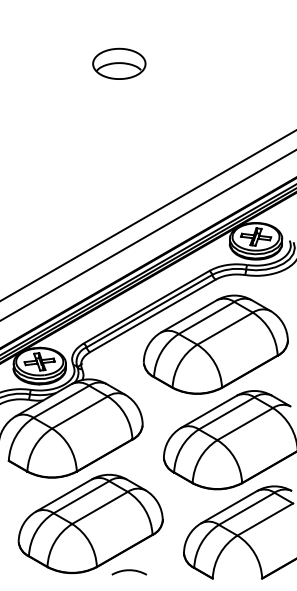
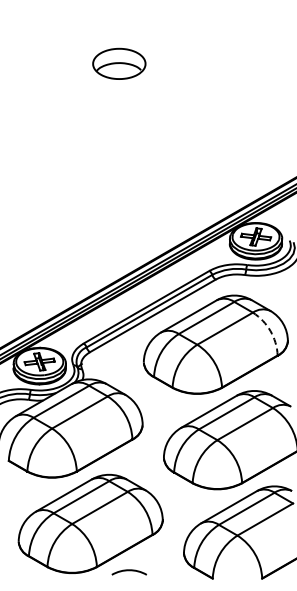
line: present -> none (147, 215)
line: present -> none (147, 235)
arc: solid -> dashed (270, 331)
